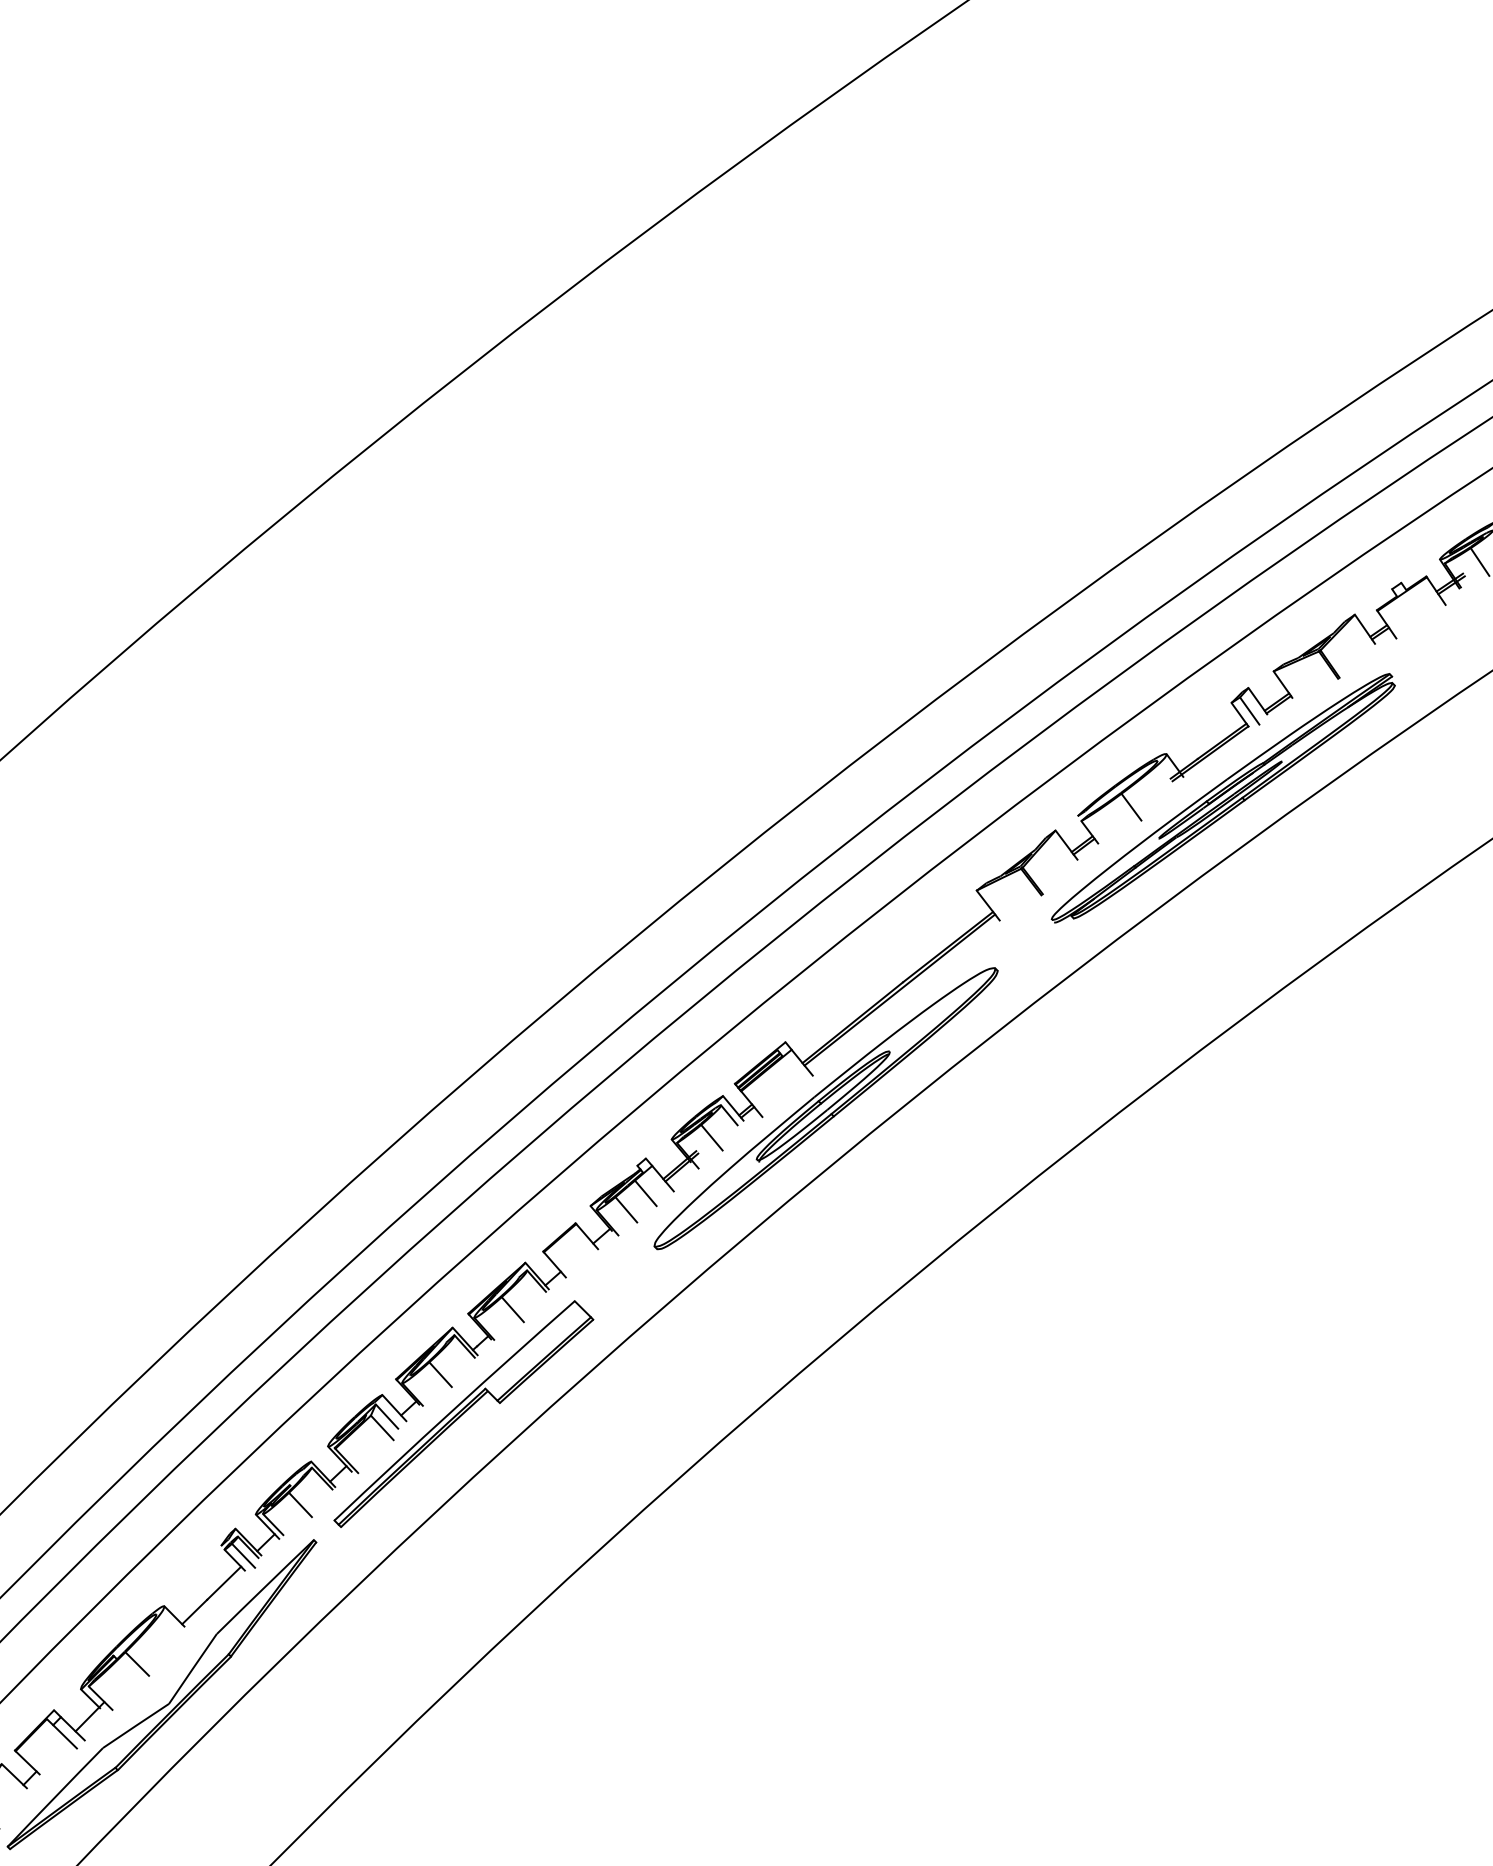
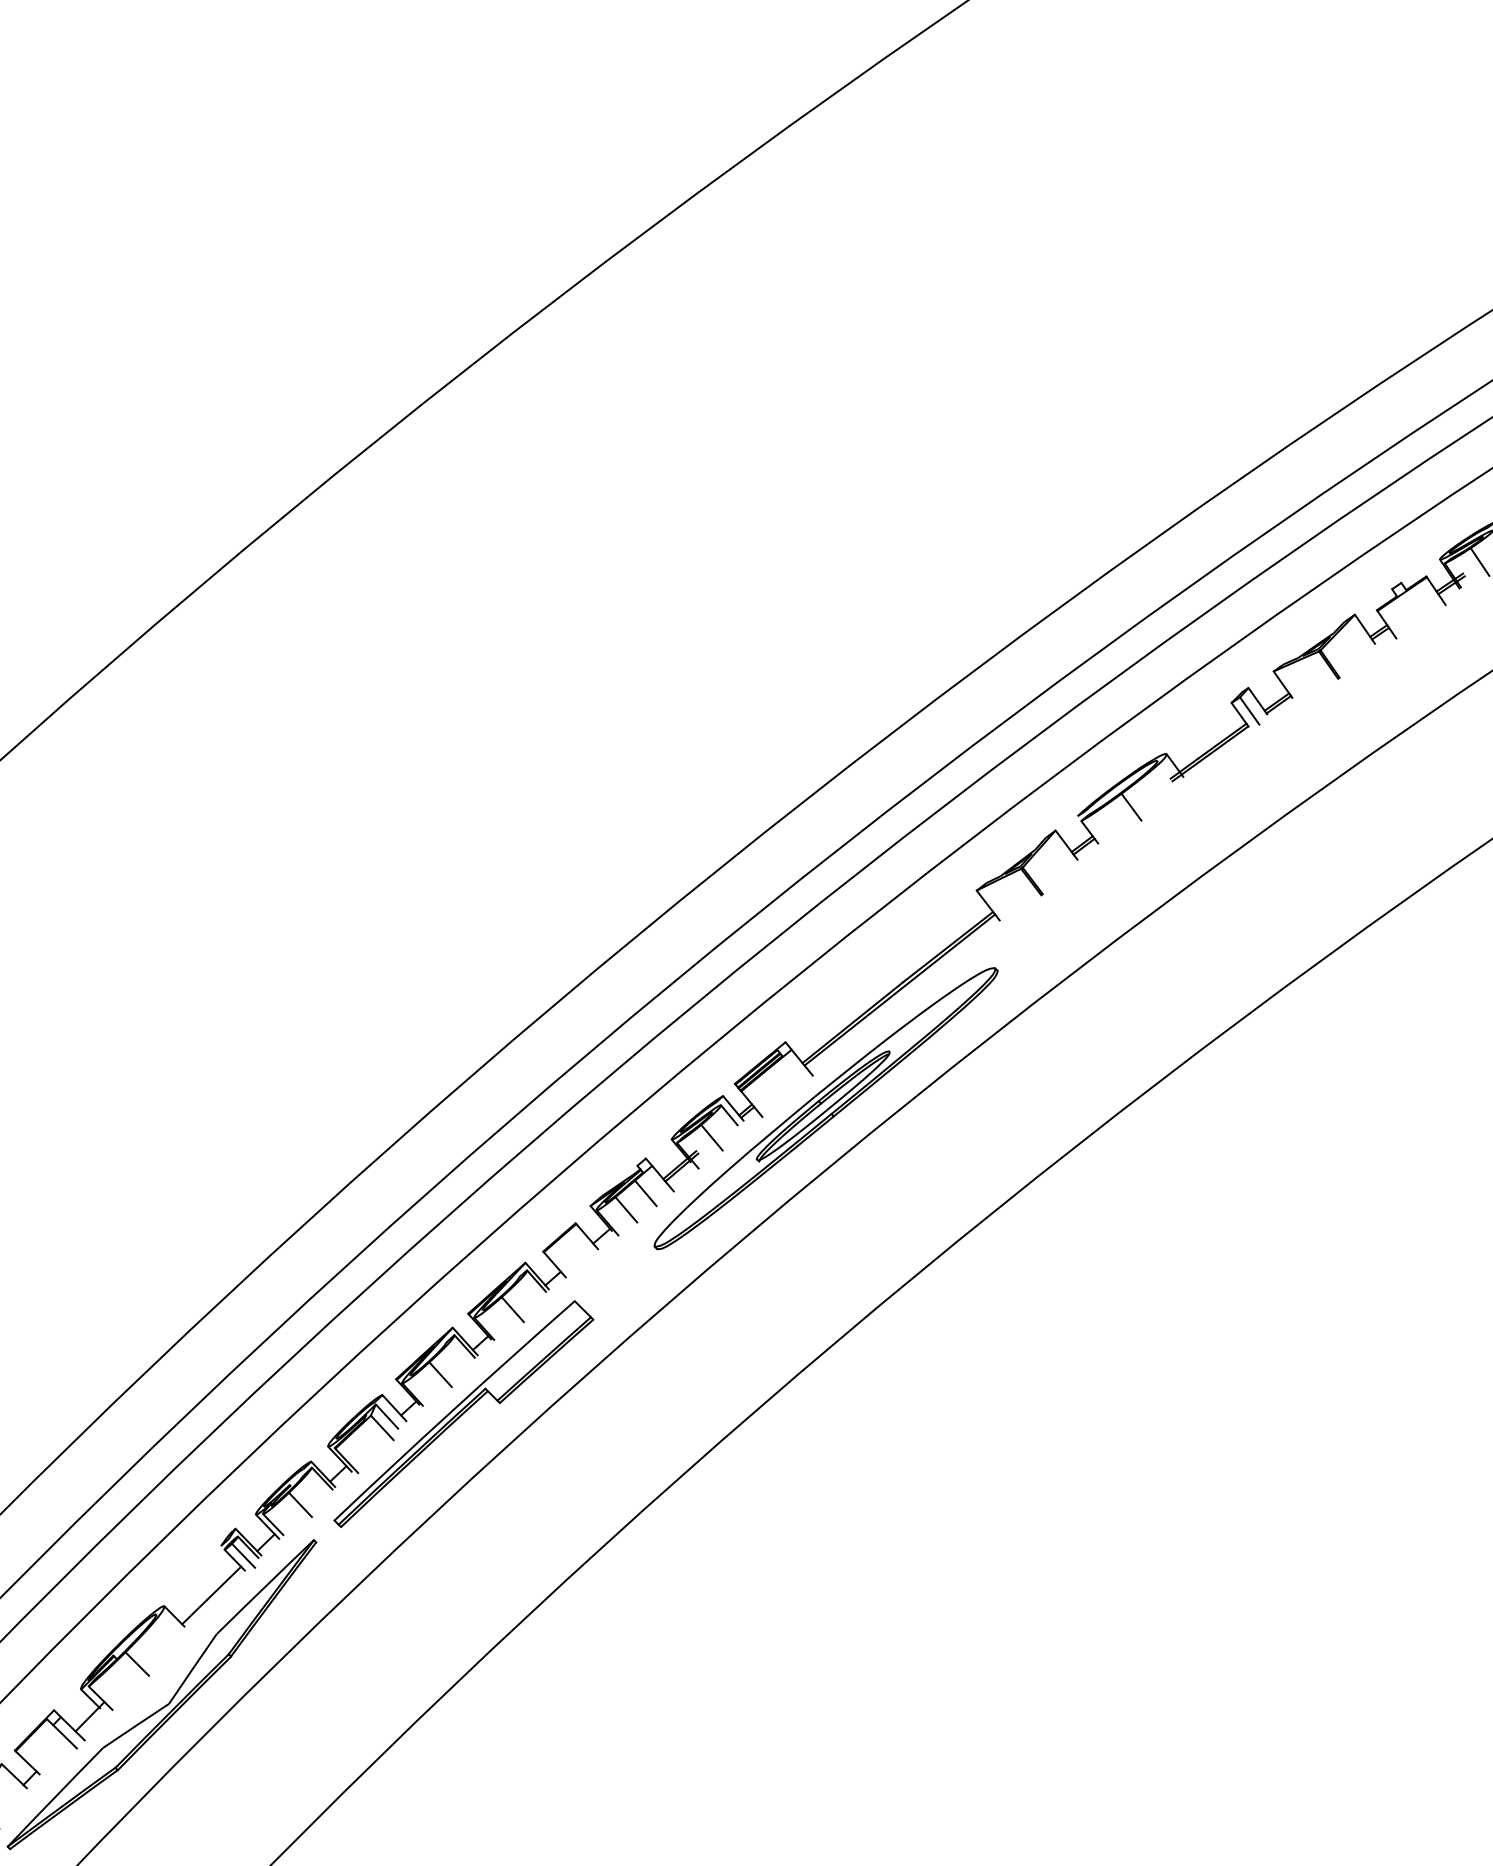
part: present -> none (1222, 798)
